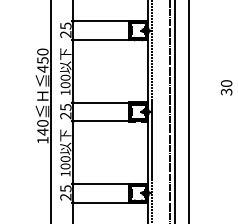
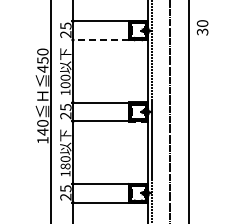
line: solid -> dashed (99, 40)
text position: (226, 87) -> (202, 27) (202, 27)
line: present -> none (175, 111)
text: 100 -> 180 (65, 166)
